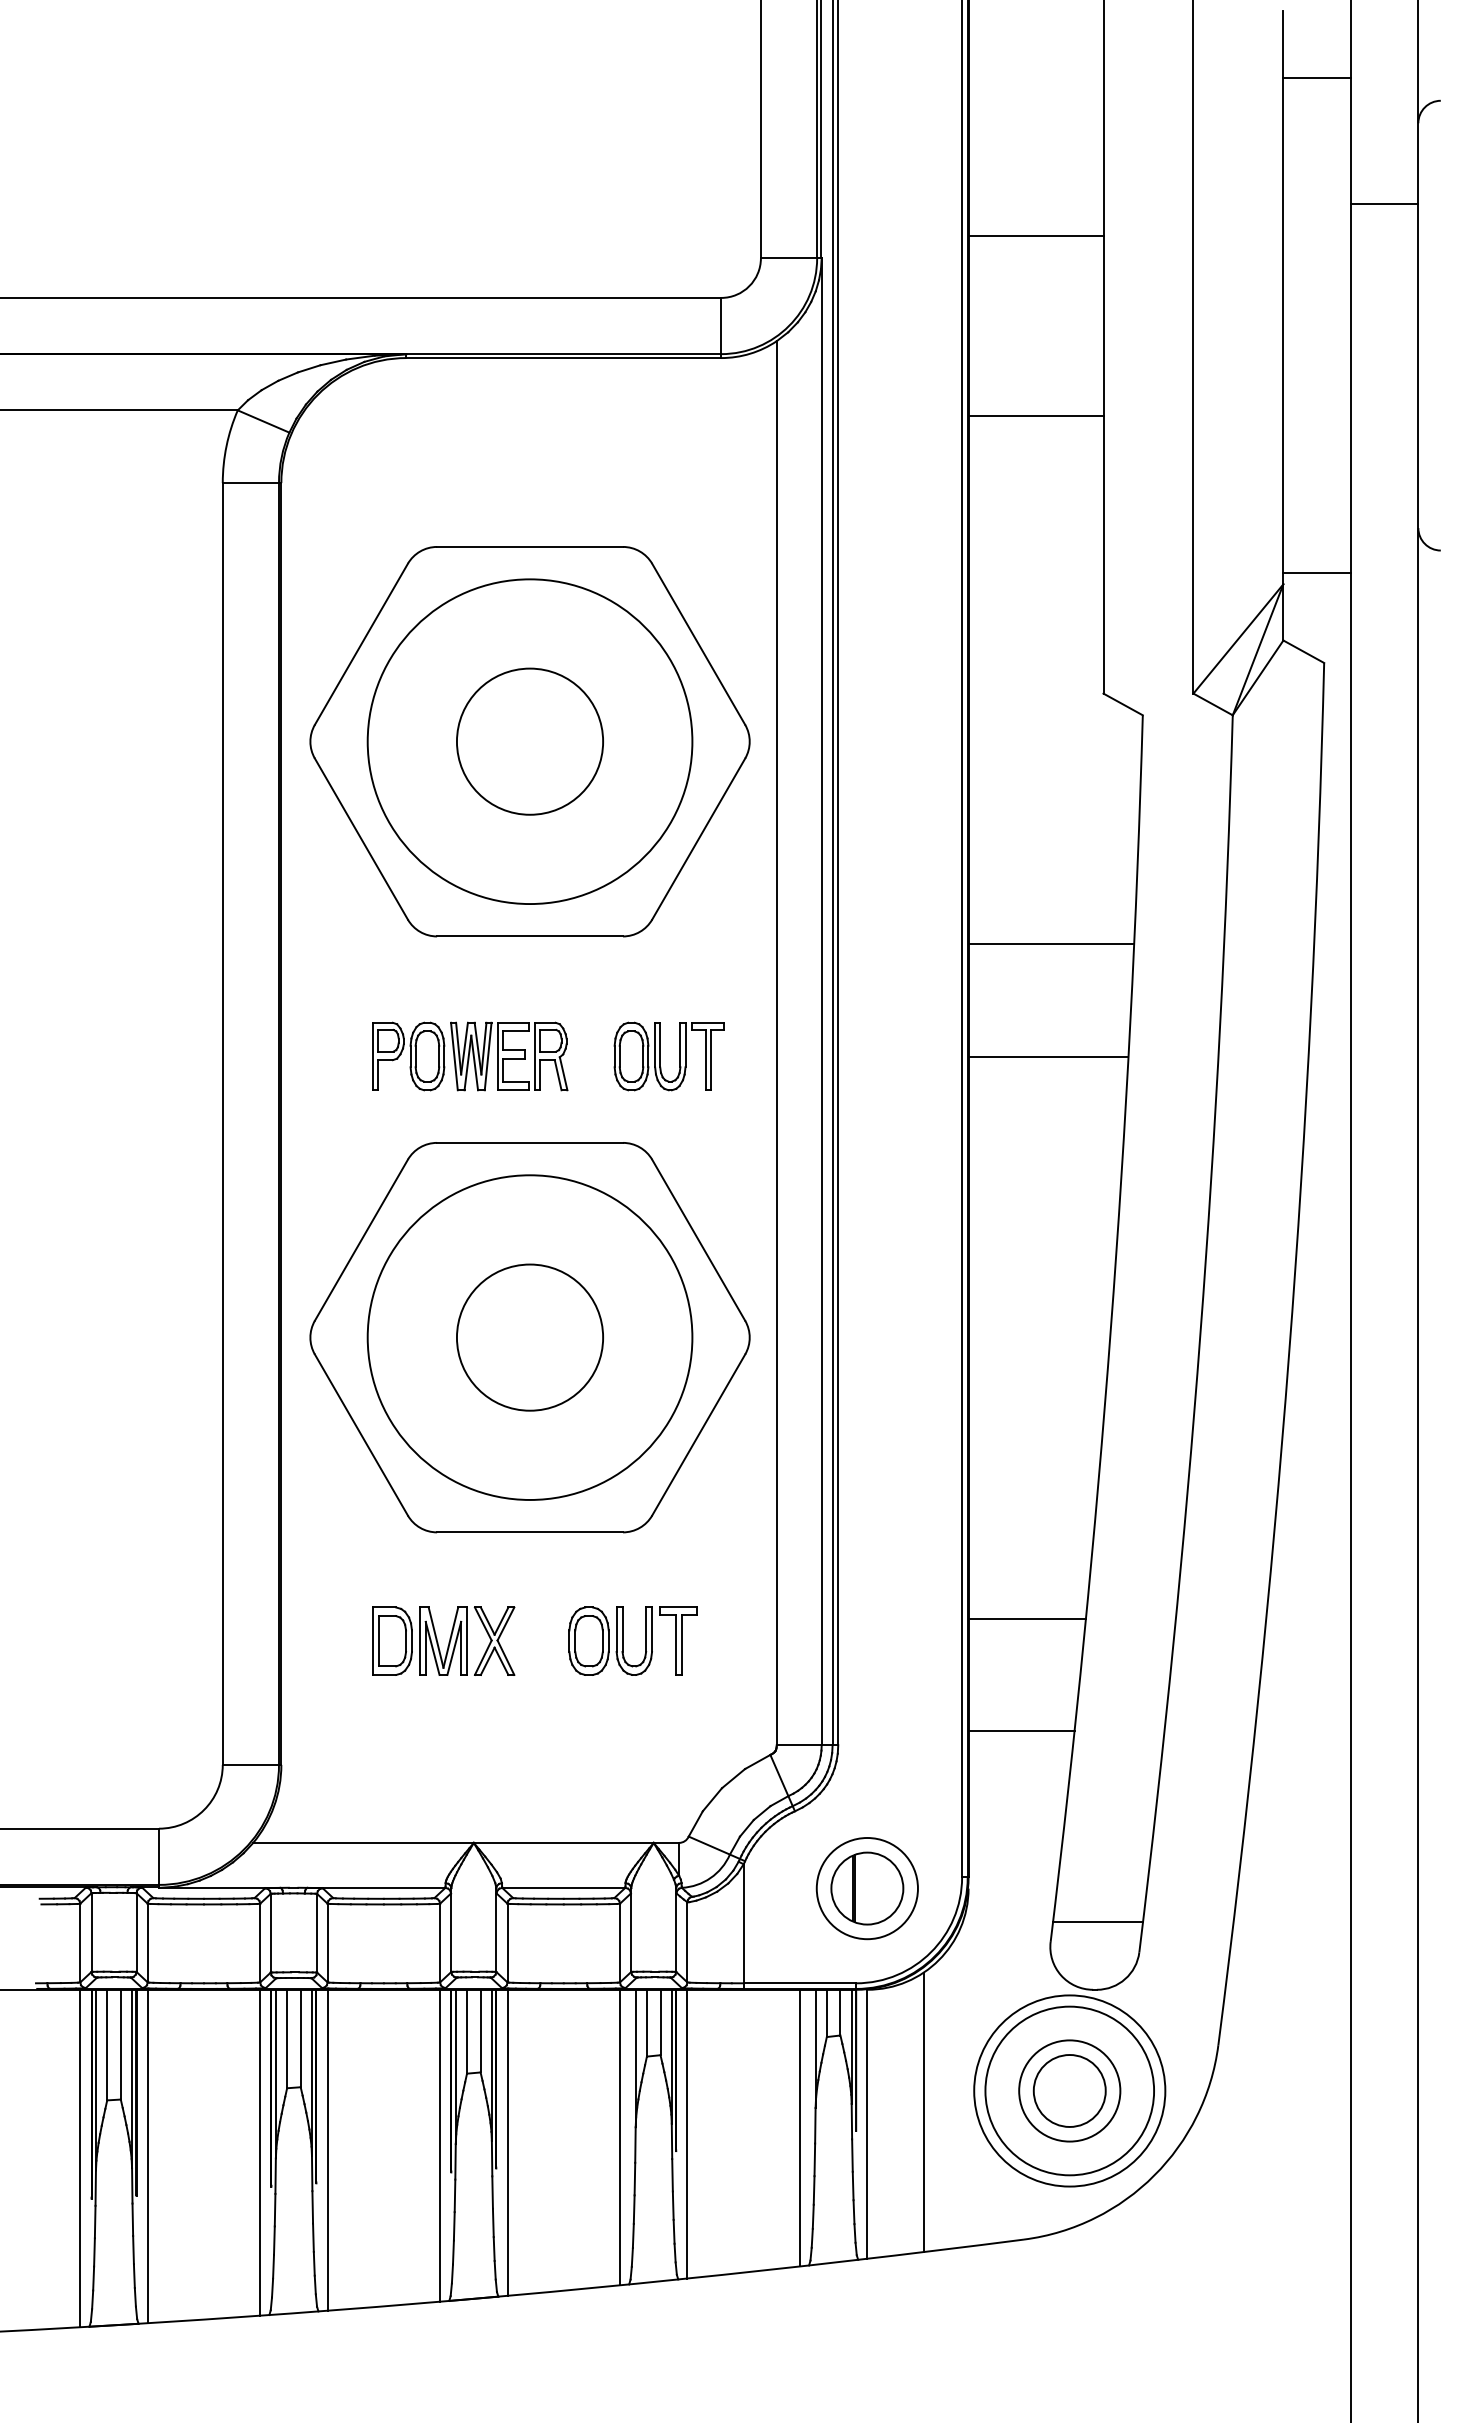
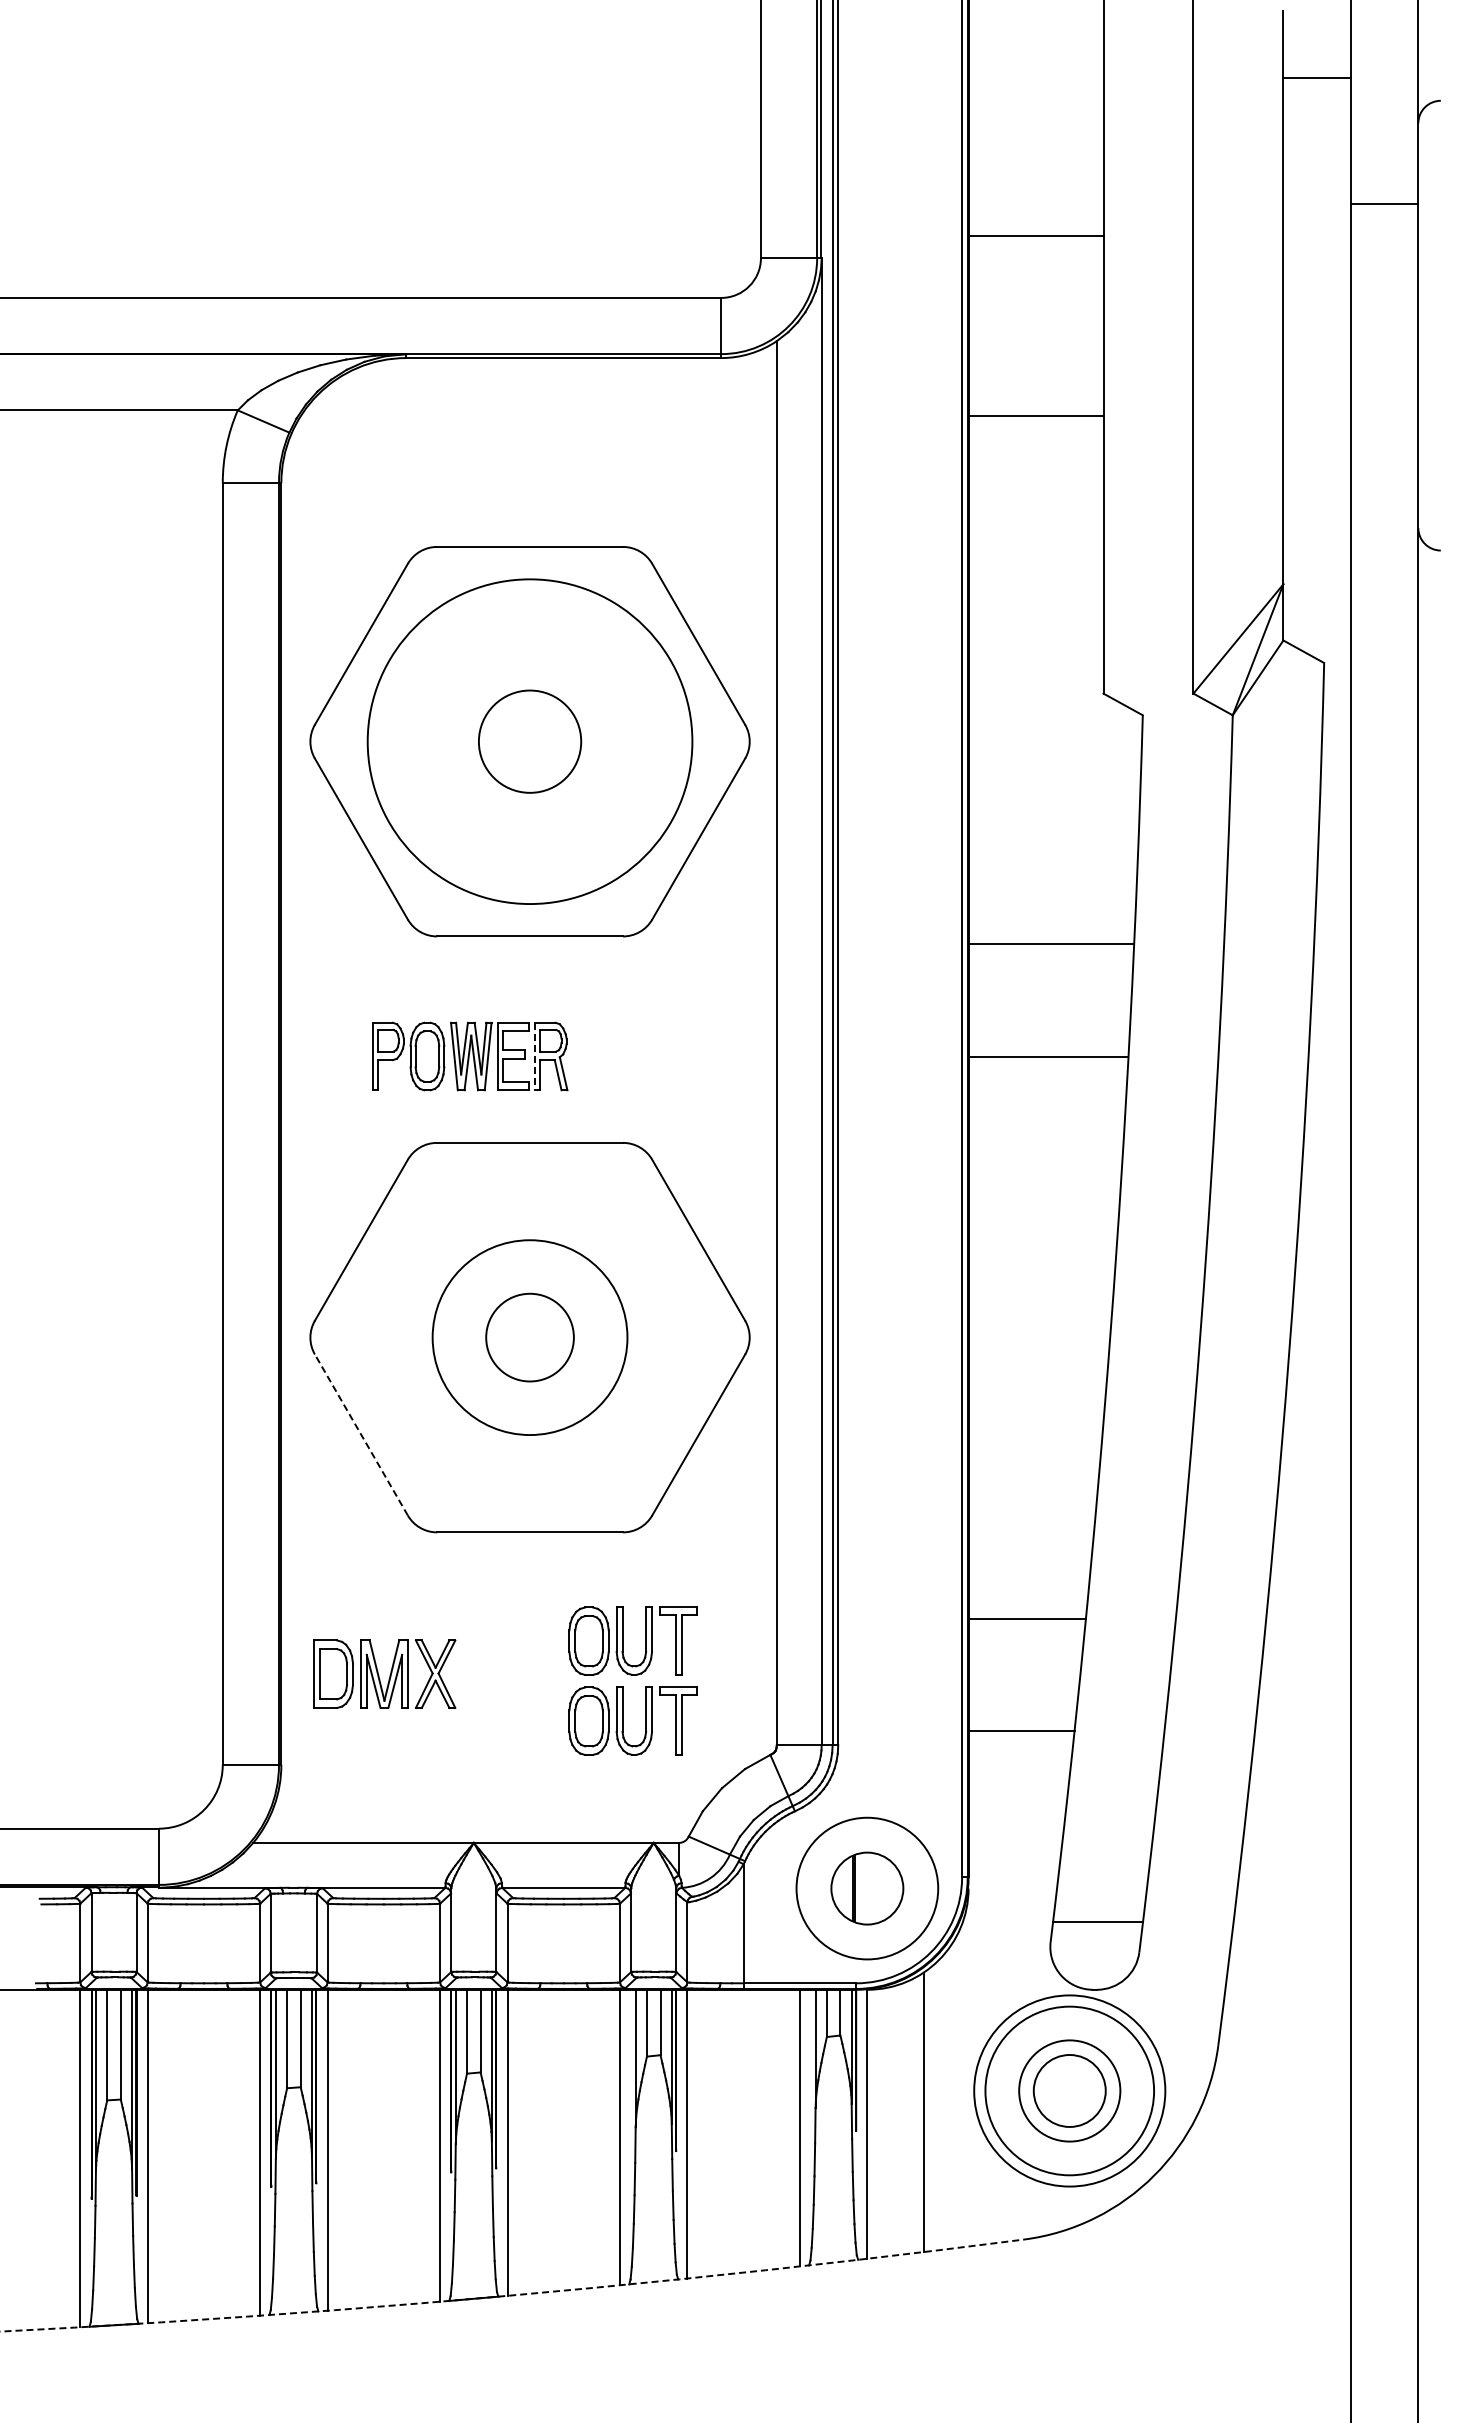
line: present -> none (1316, 573)
circle diameter: 146 px -> 102 px (529, 741)
line: solid -> dashed (535, 1056)
part: present -> none (660, 1056)
circle diameter: 146 px -> 88 px (529, 1337)
circle diameter: 325 px -> 195 px (529, 1337)
line: solid -> dashed (361, 1435)
part position: (443, 1640) -> (384, 1673) (384, 1673)
part: none -> present (623, 1720)
circle diameter: 101 px -> 142 px (867, 1888)
arc: solid -> dashed (512, 2295)
